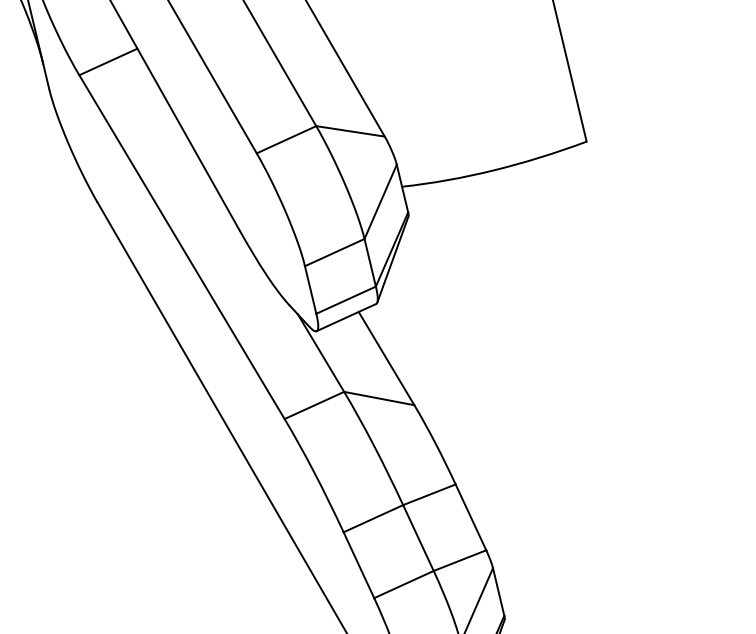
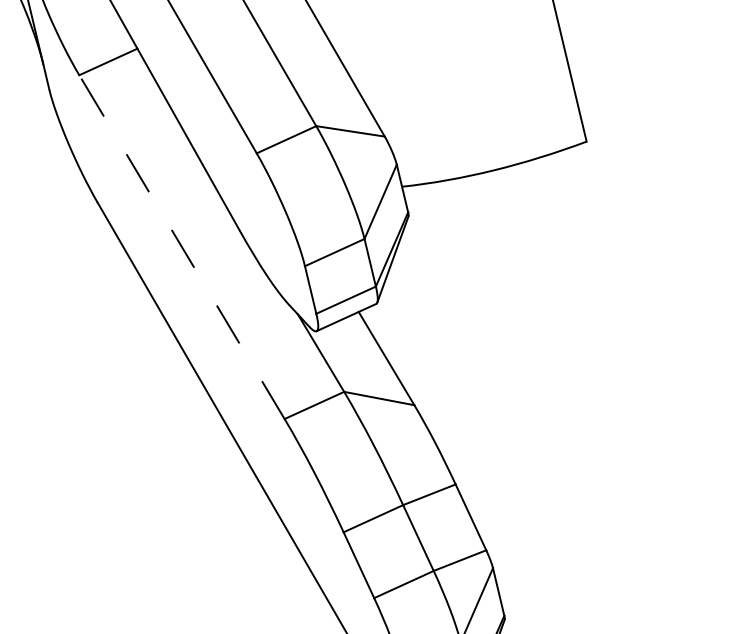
line: solid -> dashed (181, 246)
